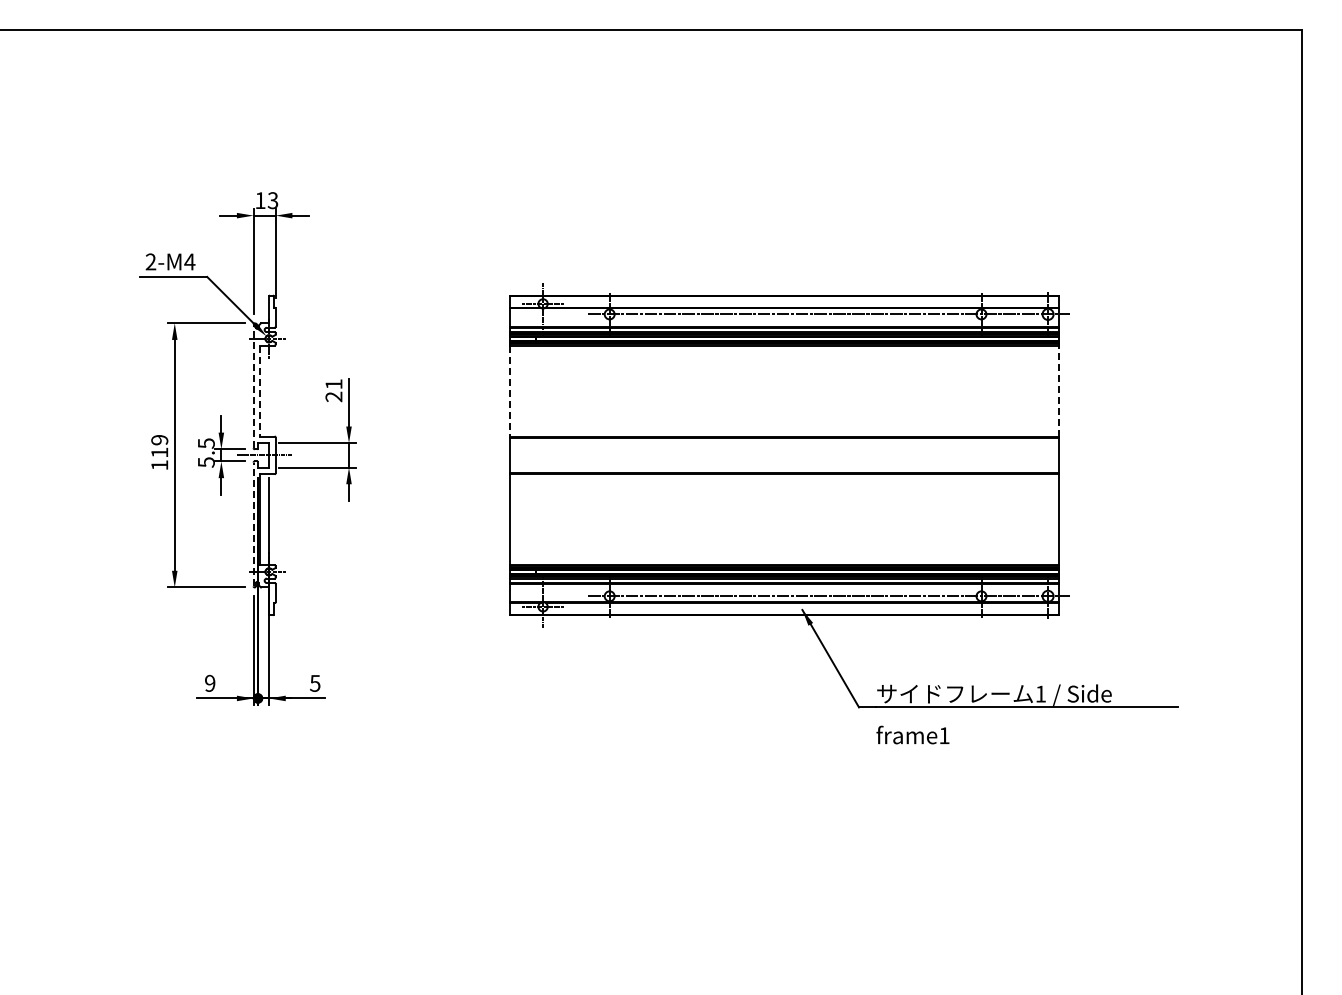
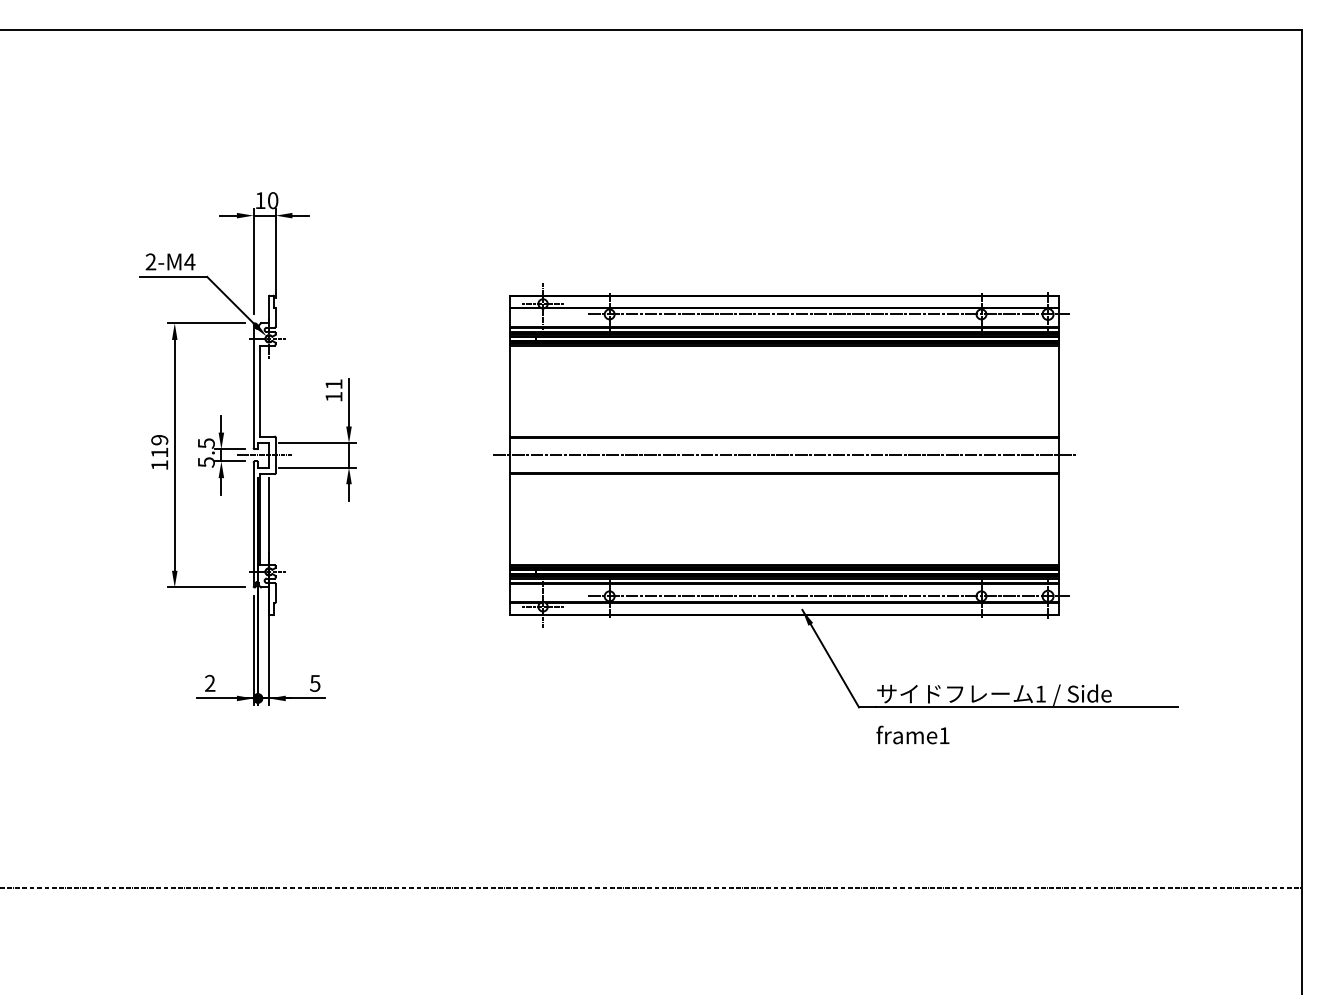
text: 13 -> 10 (272, 200)
line: dashed -> solid (253, 386)
line: dashed -> solid (260, 391)
line: dashed -> solid (509, 391)
line: dashed -> solid (1059, 391)
text: 21 -> 11 (333, 396)
line: none -> present (784, 455)
line: dashed -> solid (253, 524)
text: 9 -> 2 (210, 683)
line: none -> present (651, 888)
